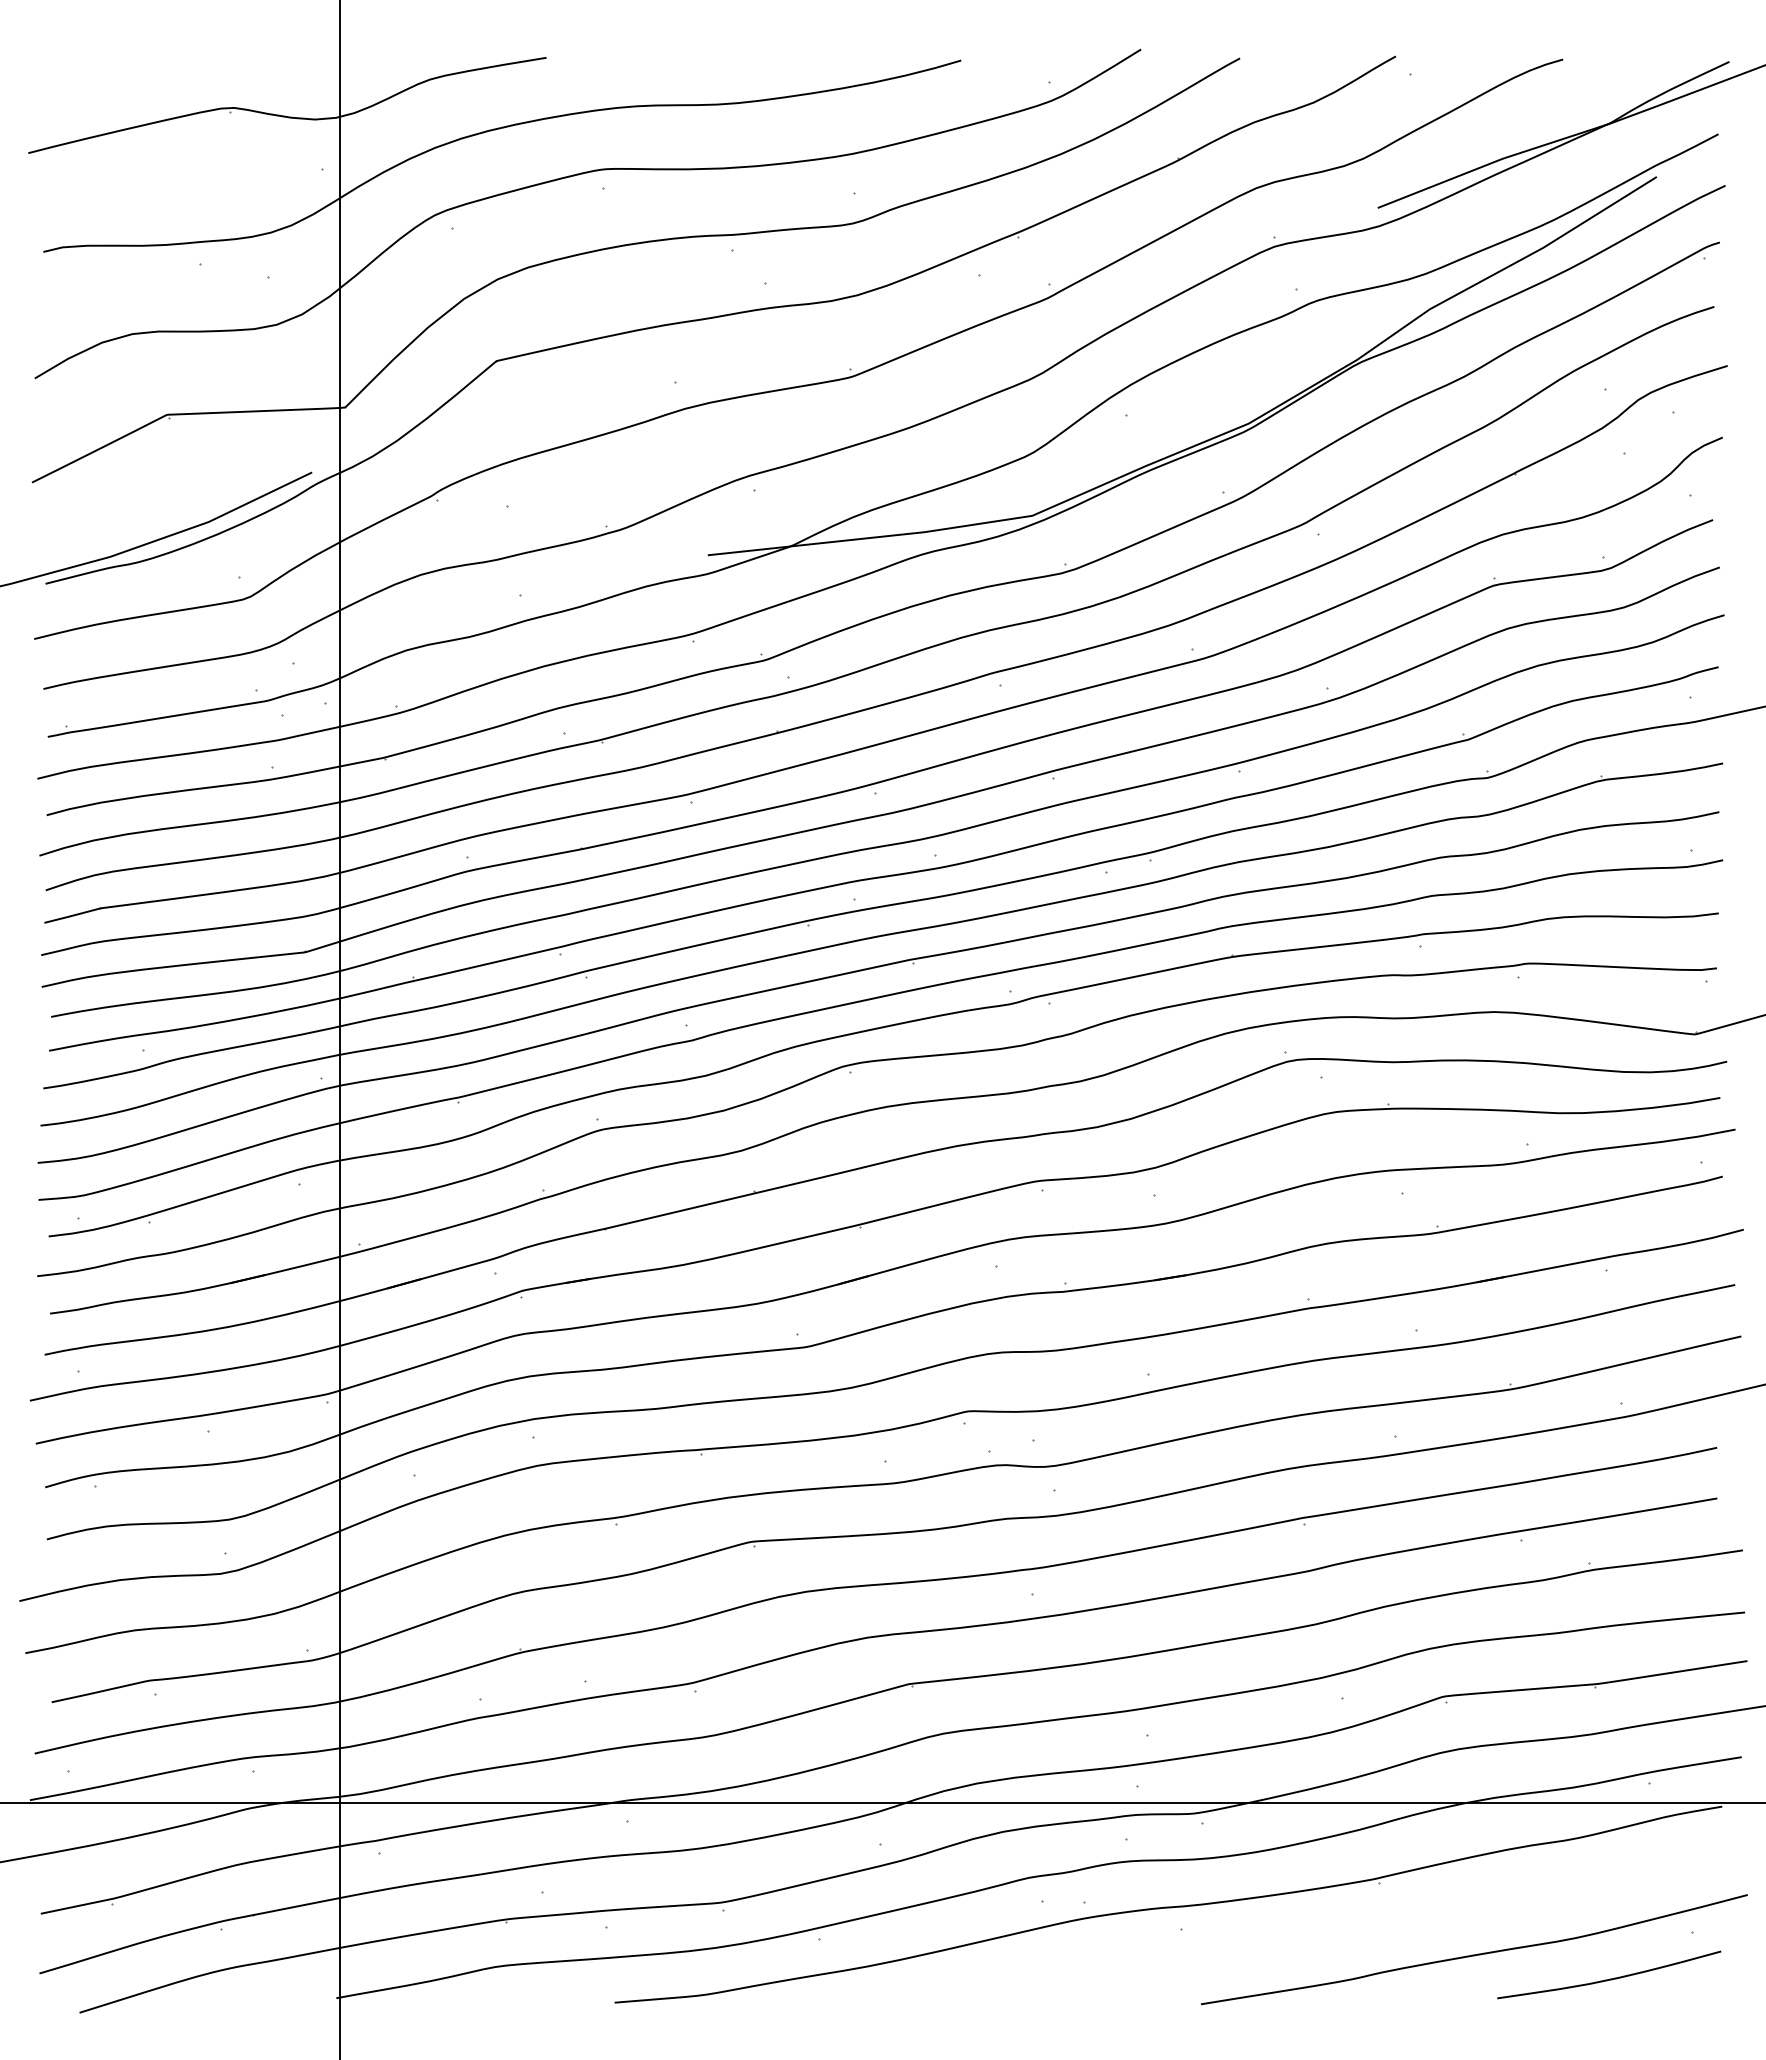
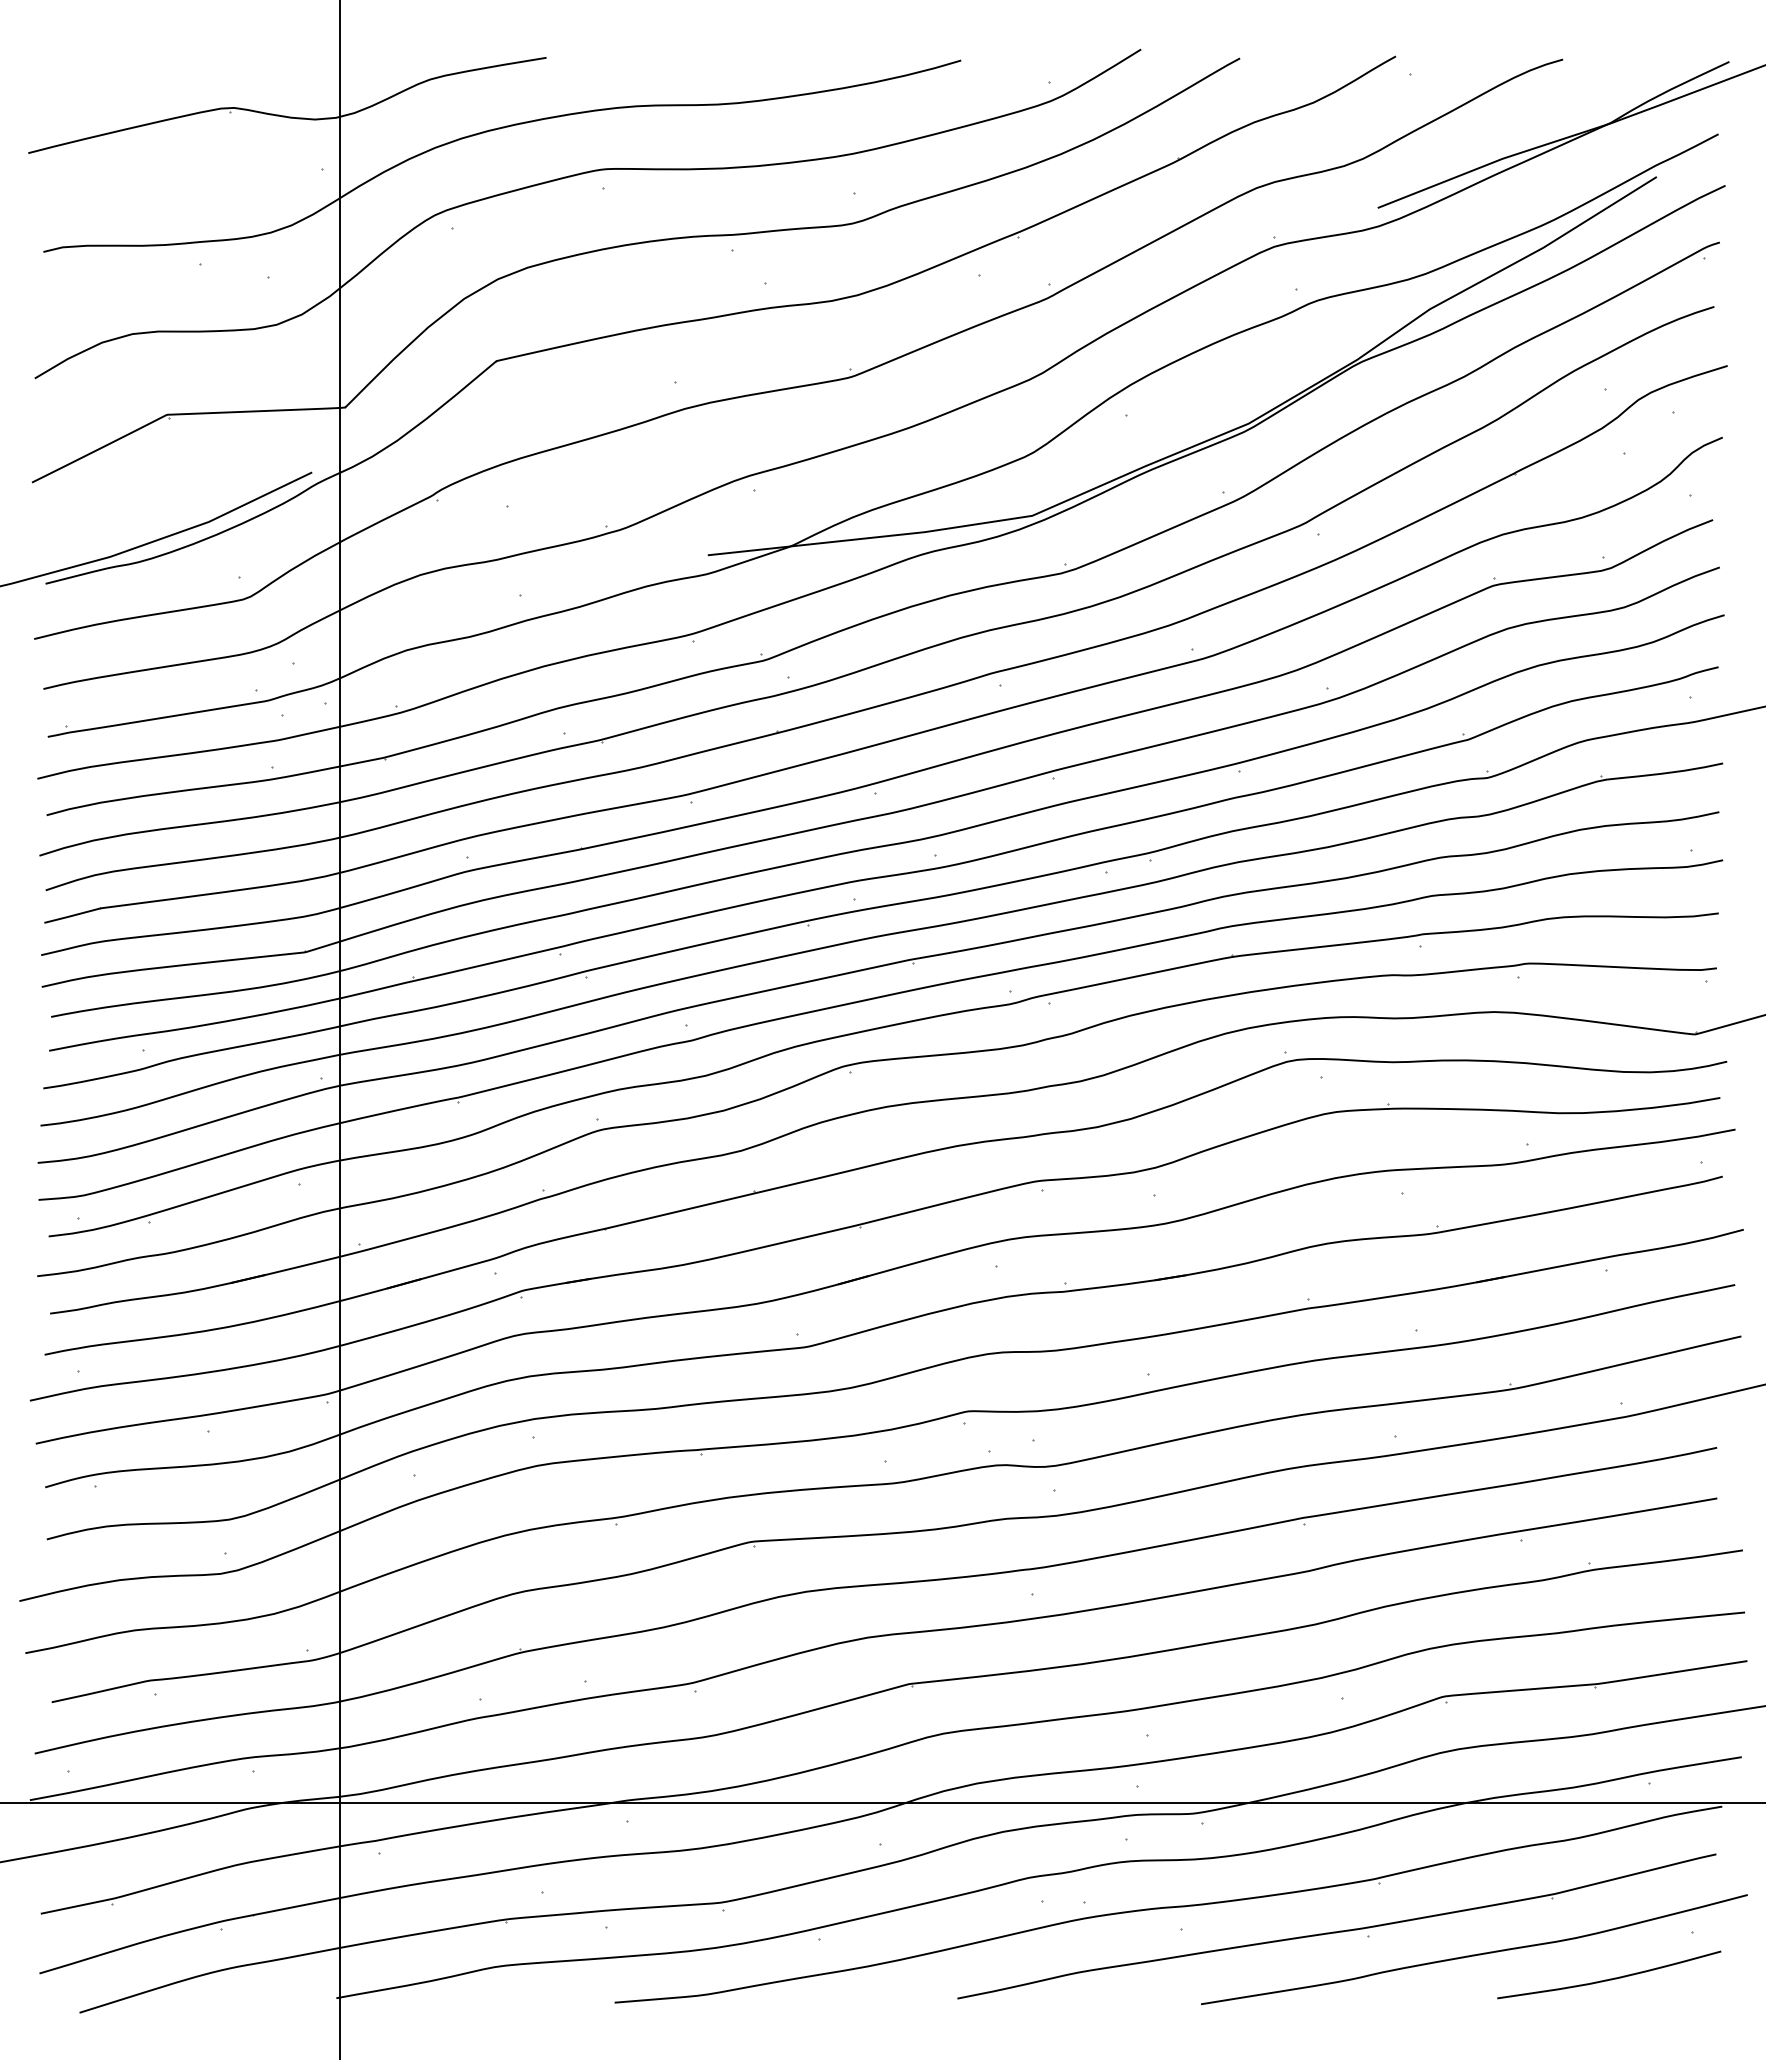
part: none -> present (1336, 1926)
